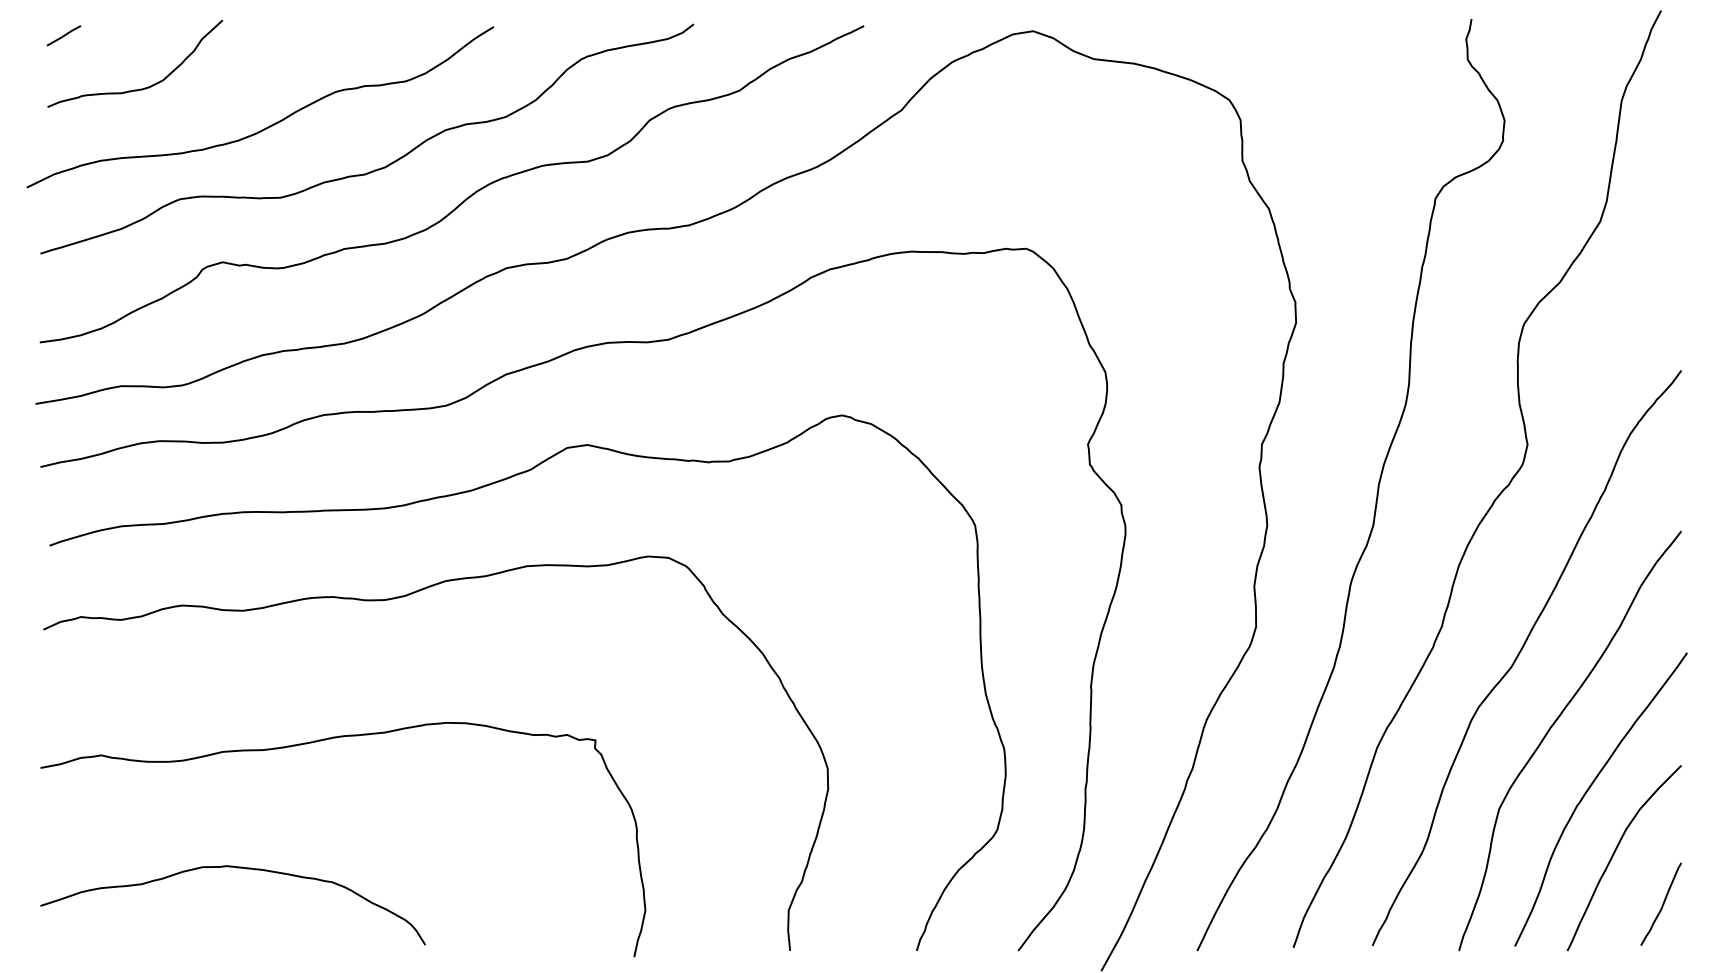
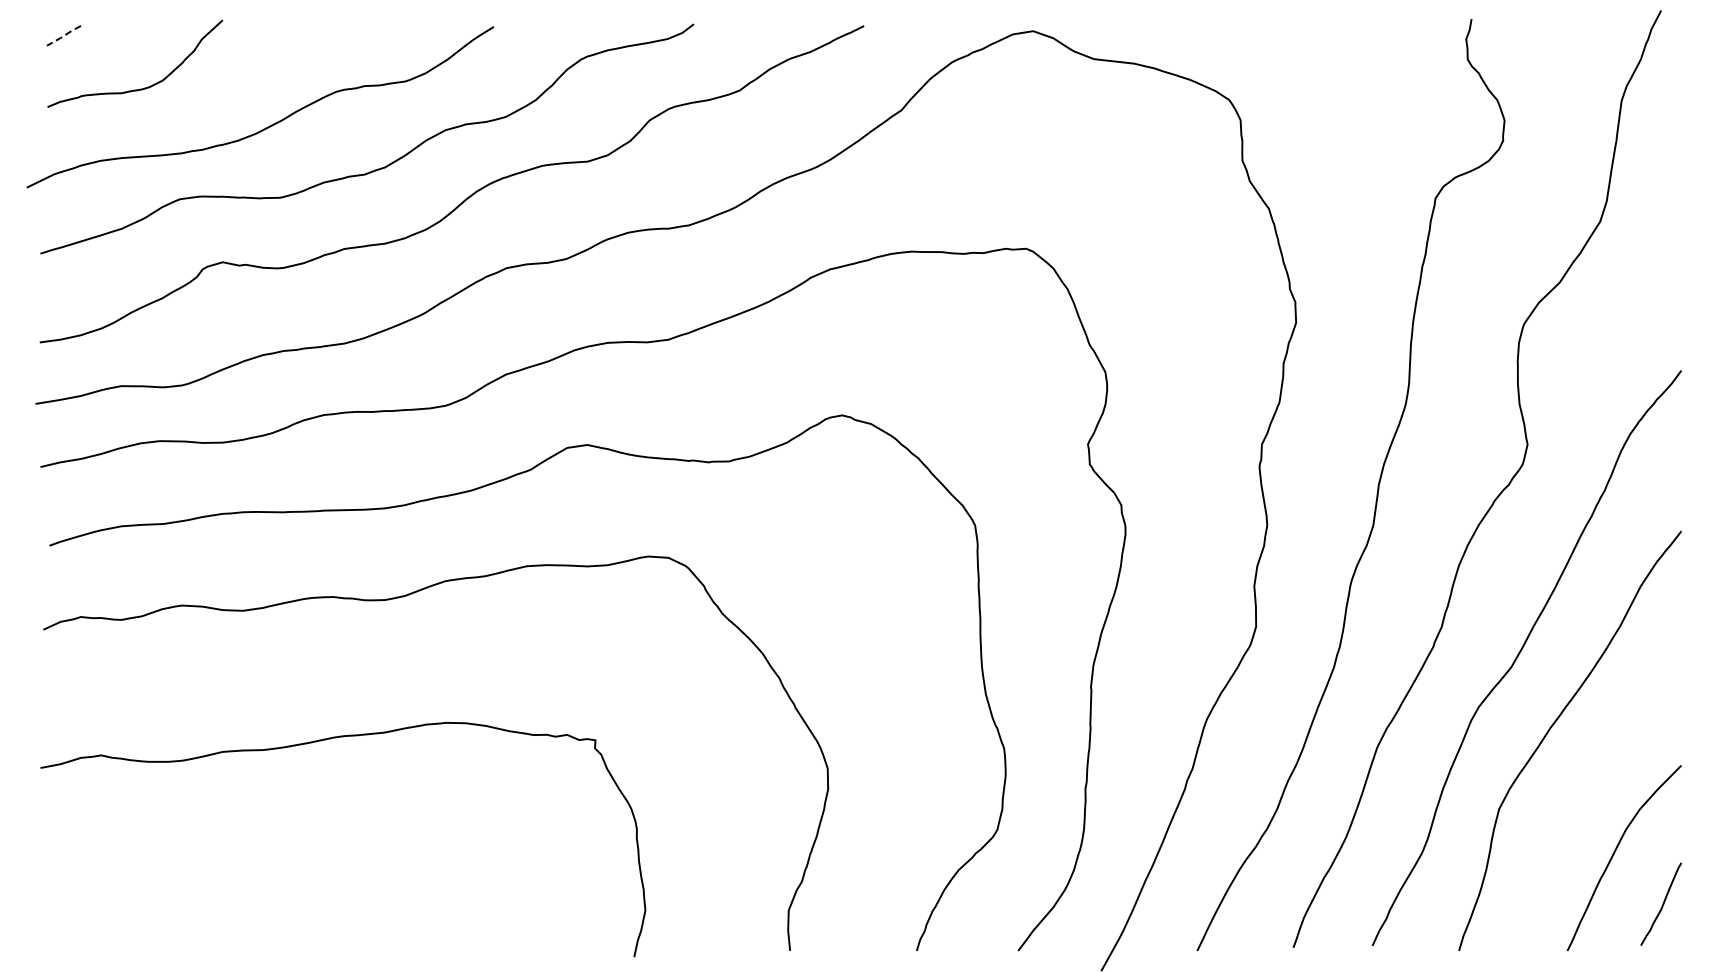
line: solid -> dashed (64, 35)
curve: present -> none (1587, 792)
curve: present -> none (237, 868)
